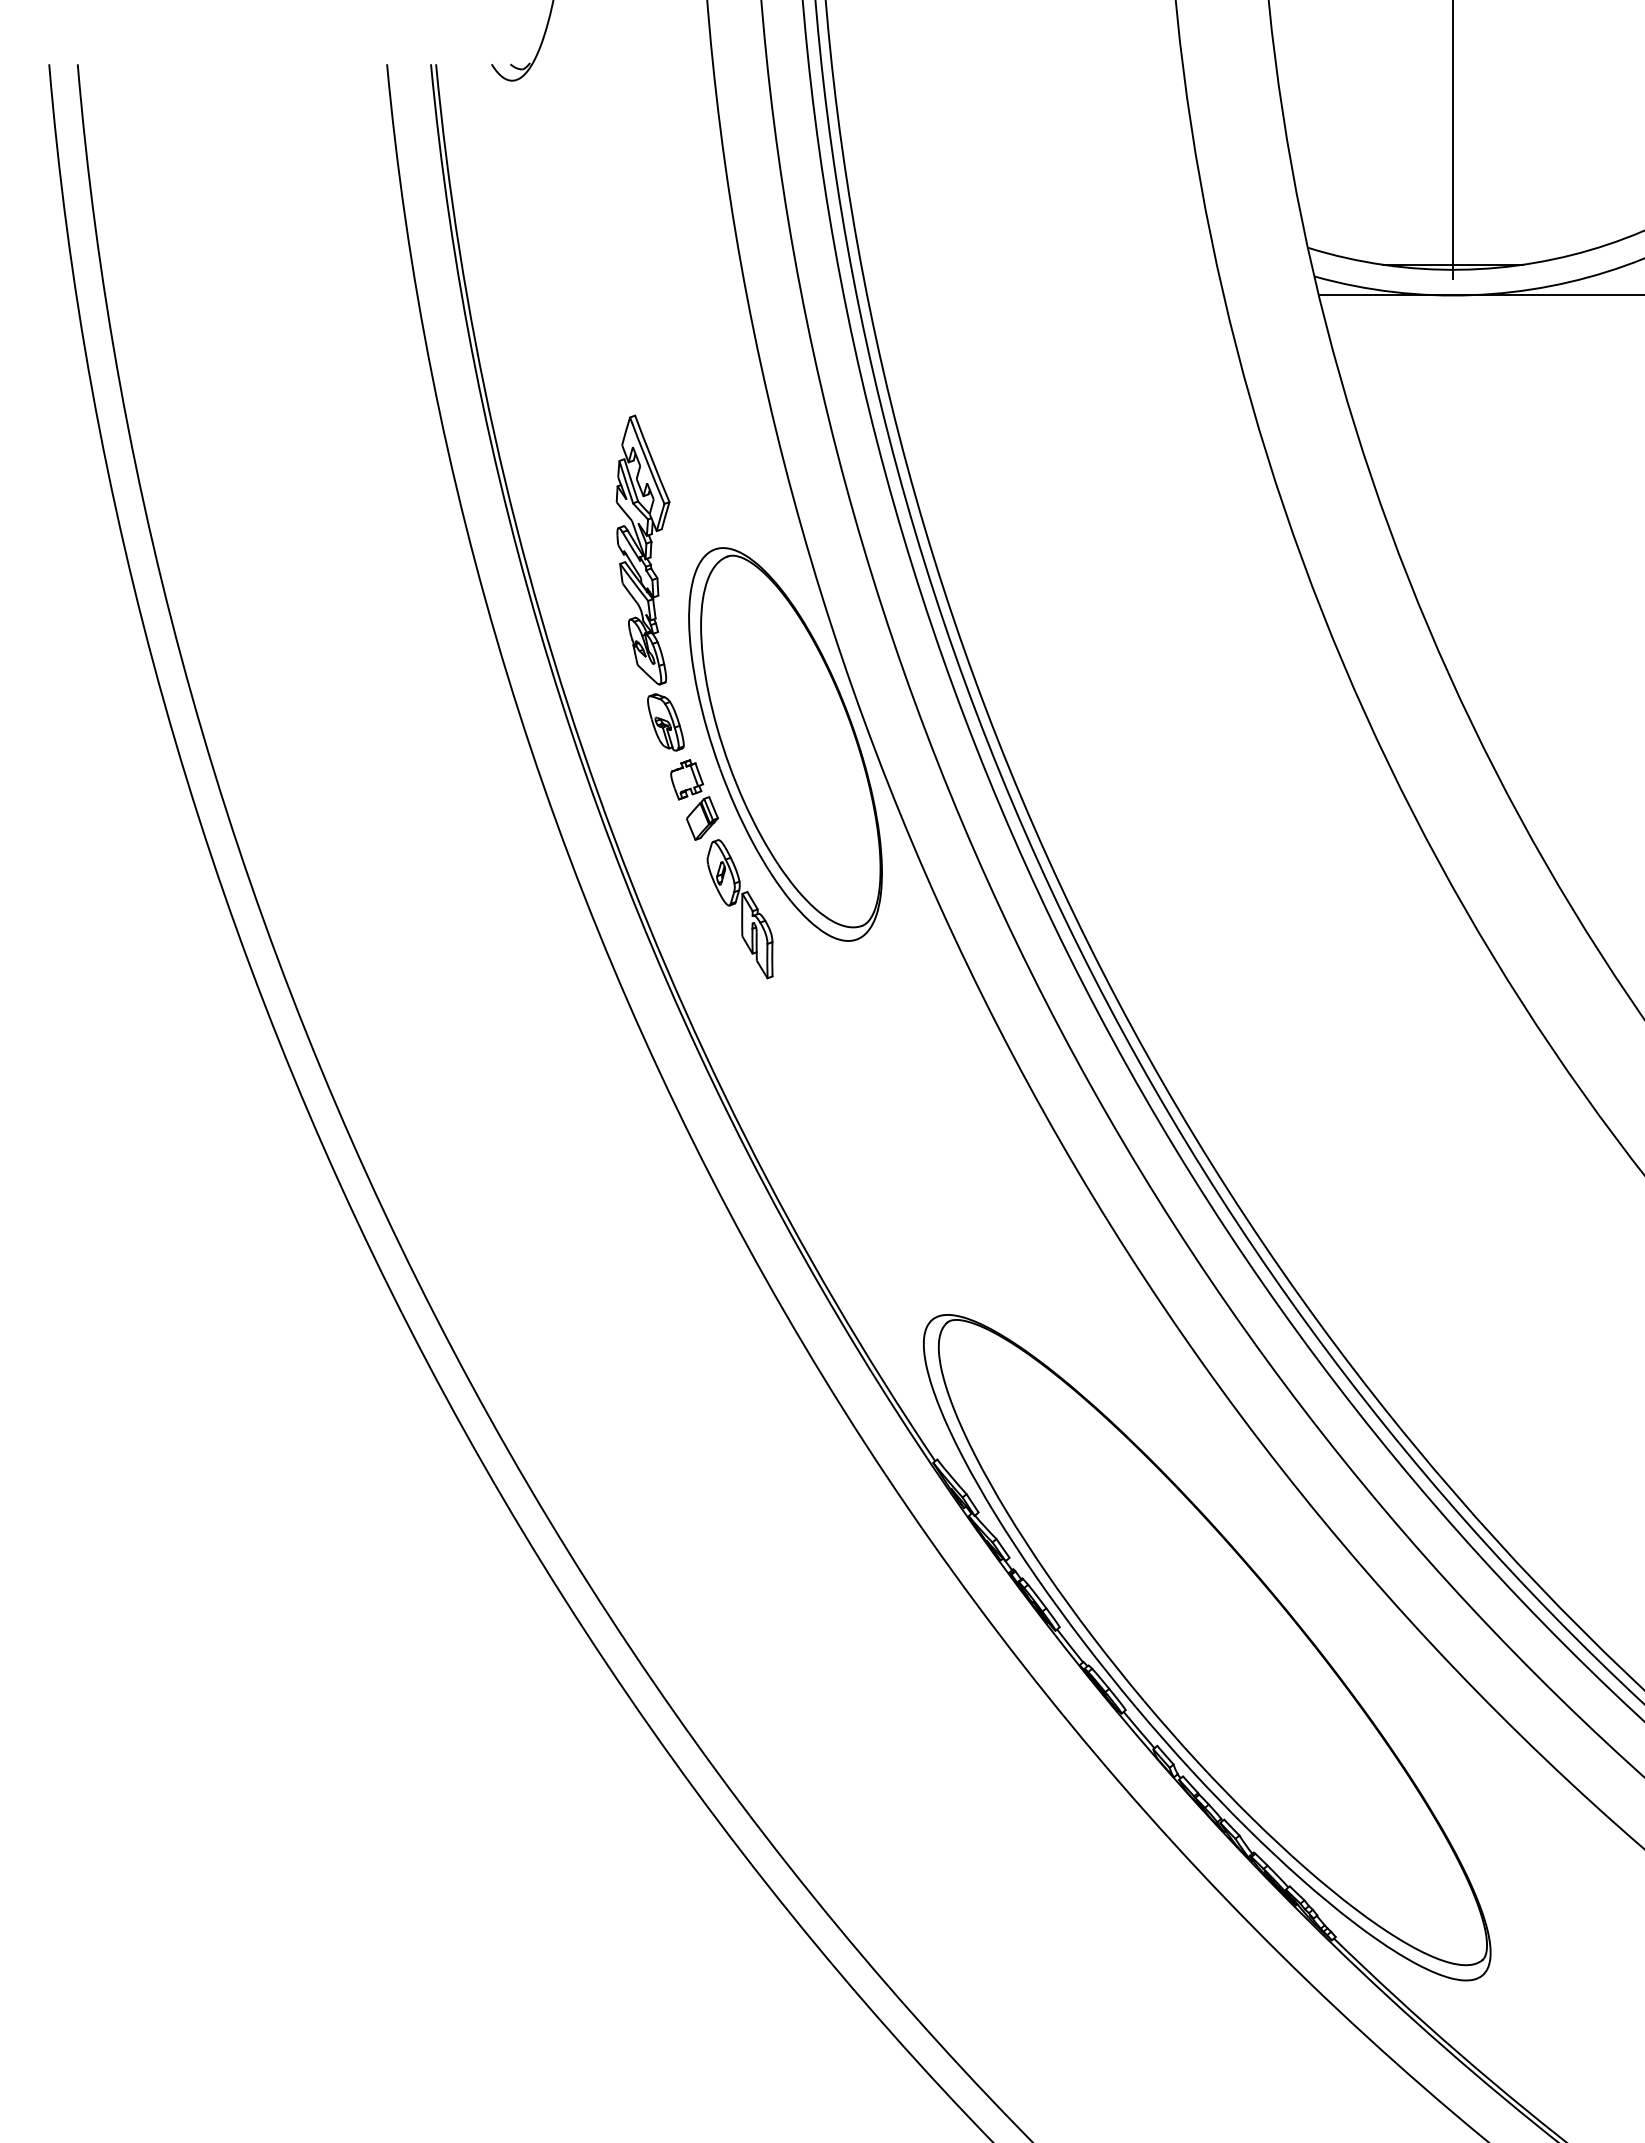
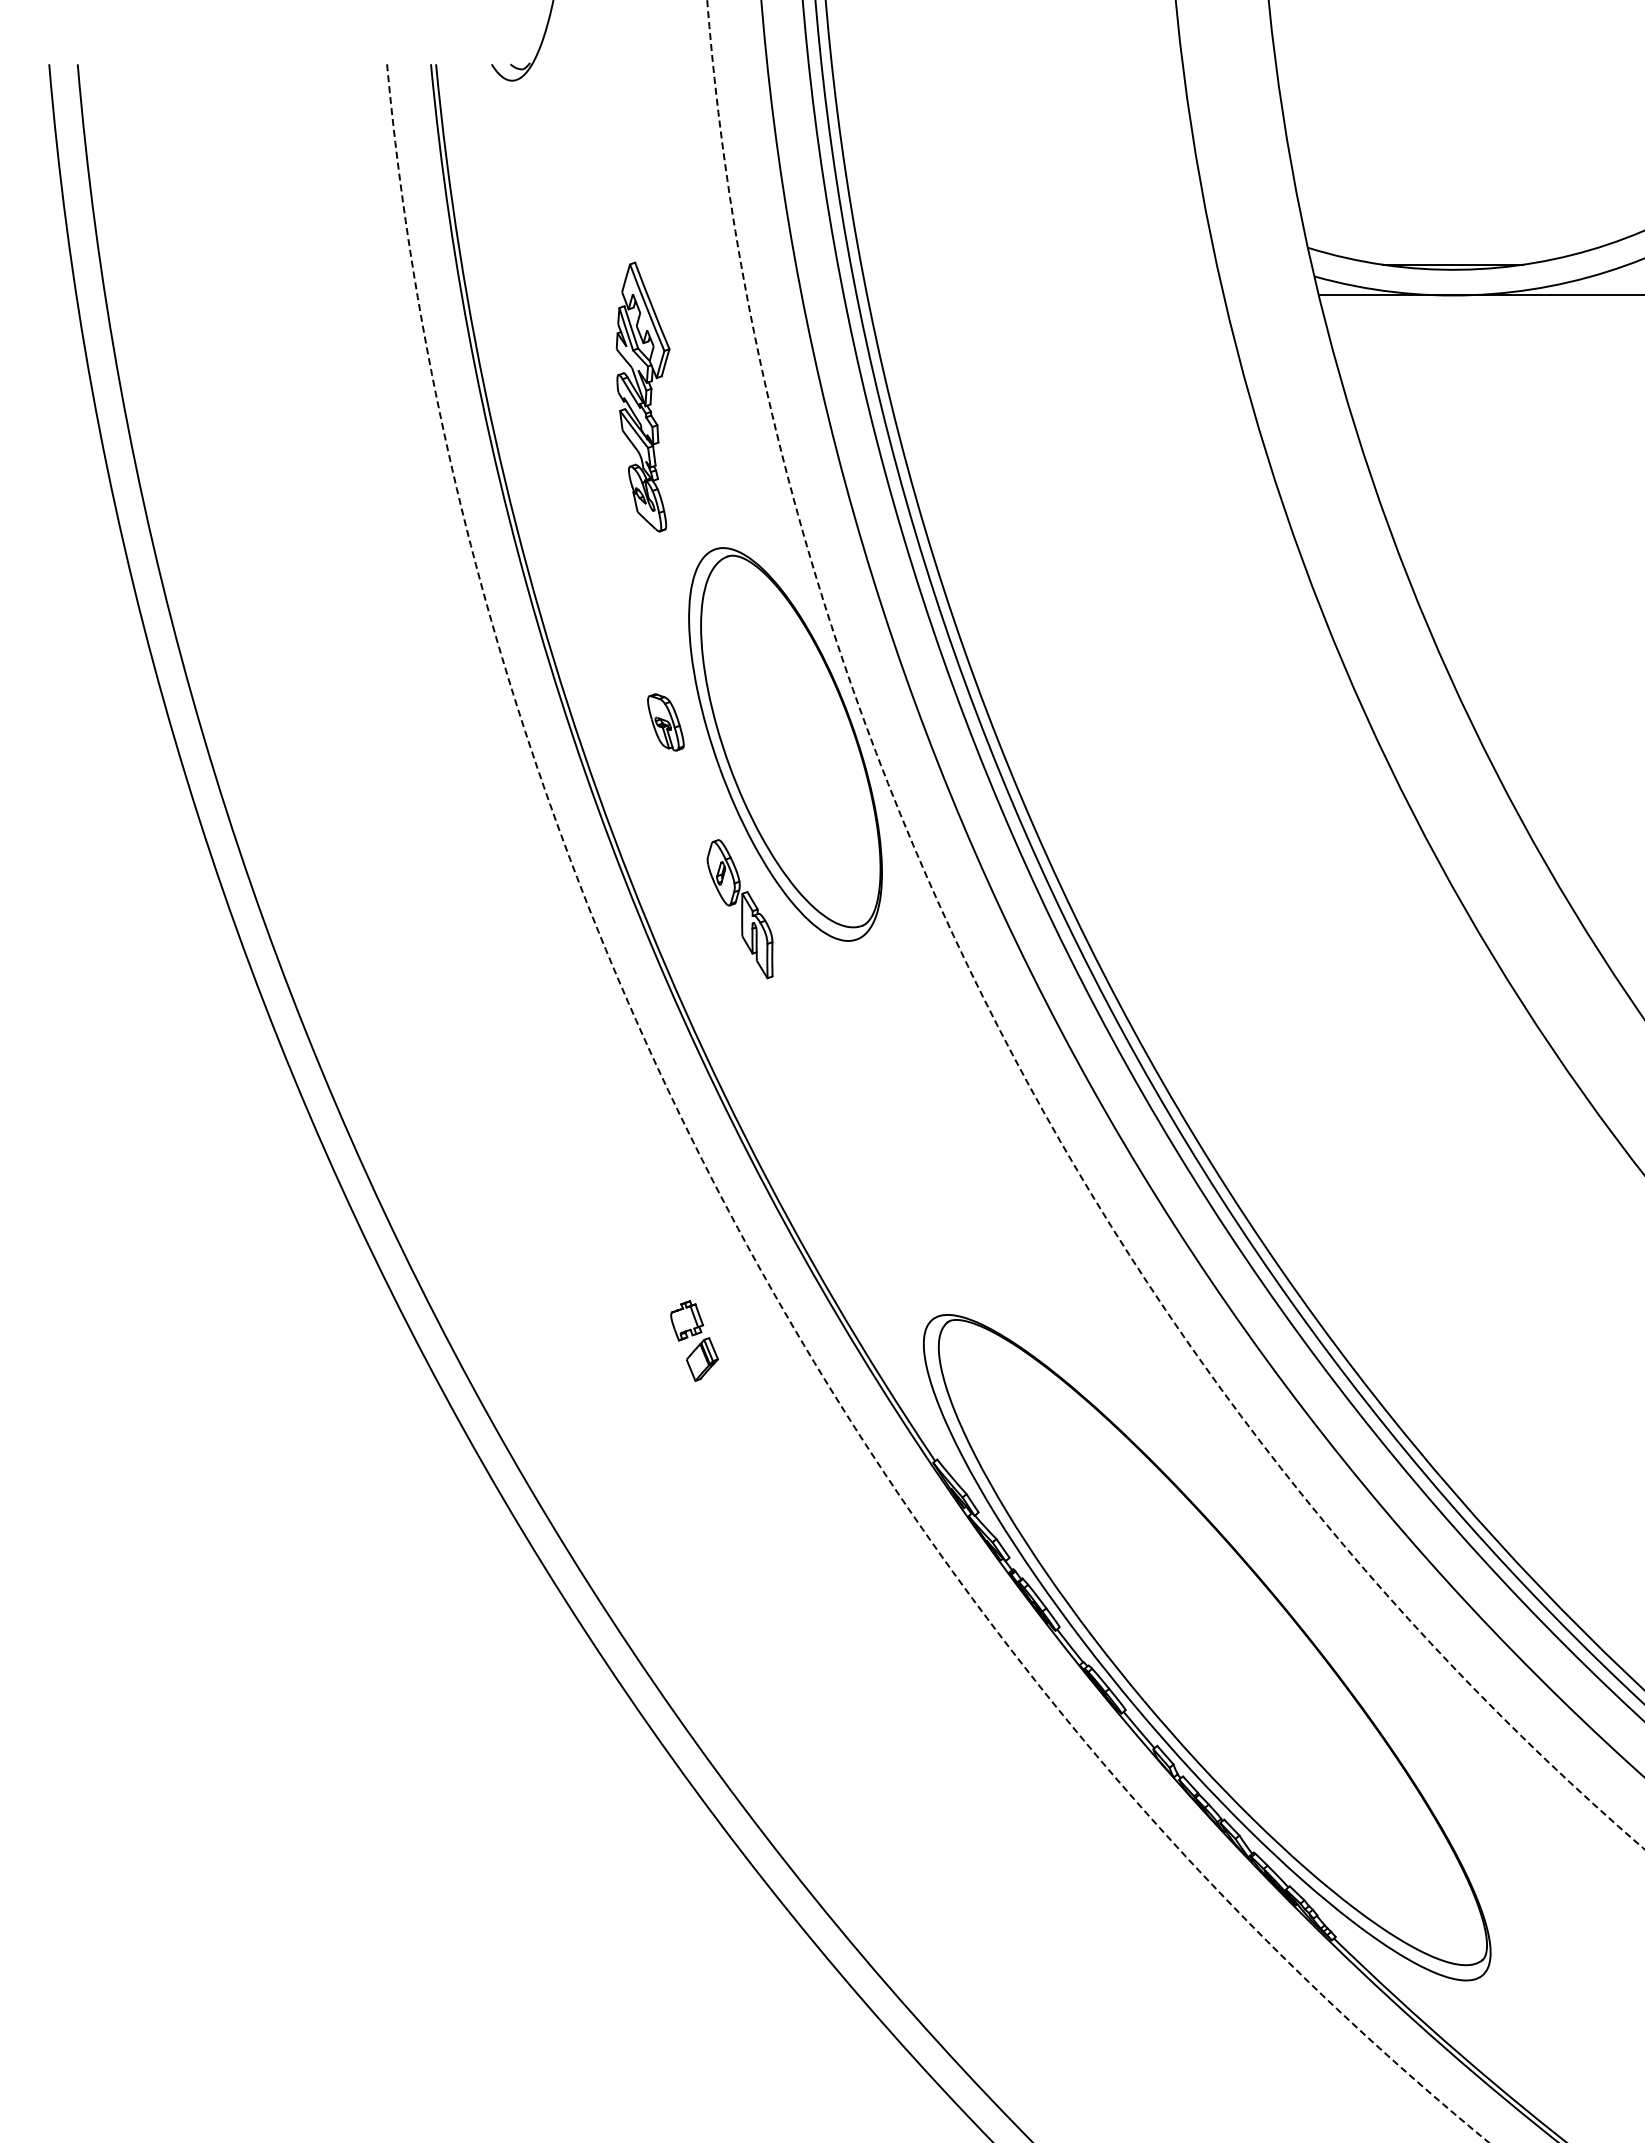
line: present -> none (1452, 141)
part position: (642, 549) -> (642, 396) (642, 396)
part position: (694, 799) -> (694, 1340) (694, 1340)
circle: solid -> dashed (1175, 924)
arc: solid -> dashed (730, 1213)
